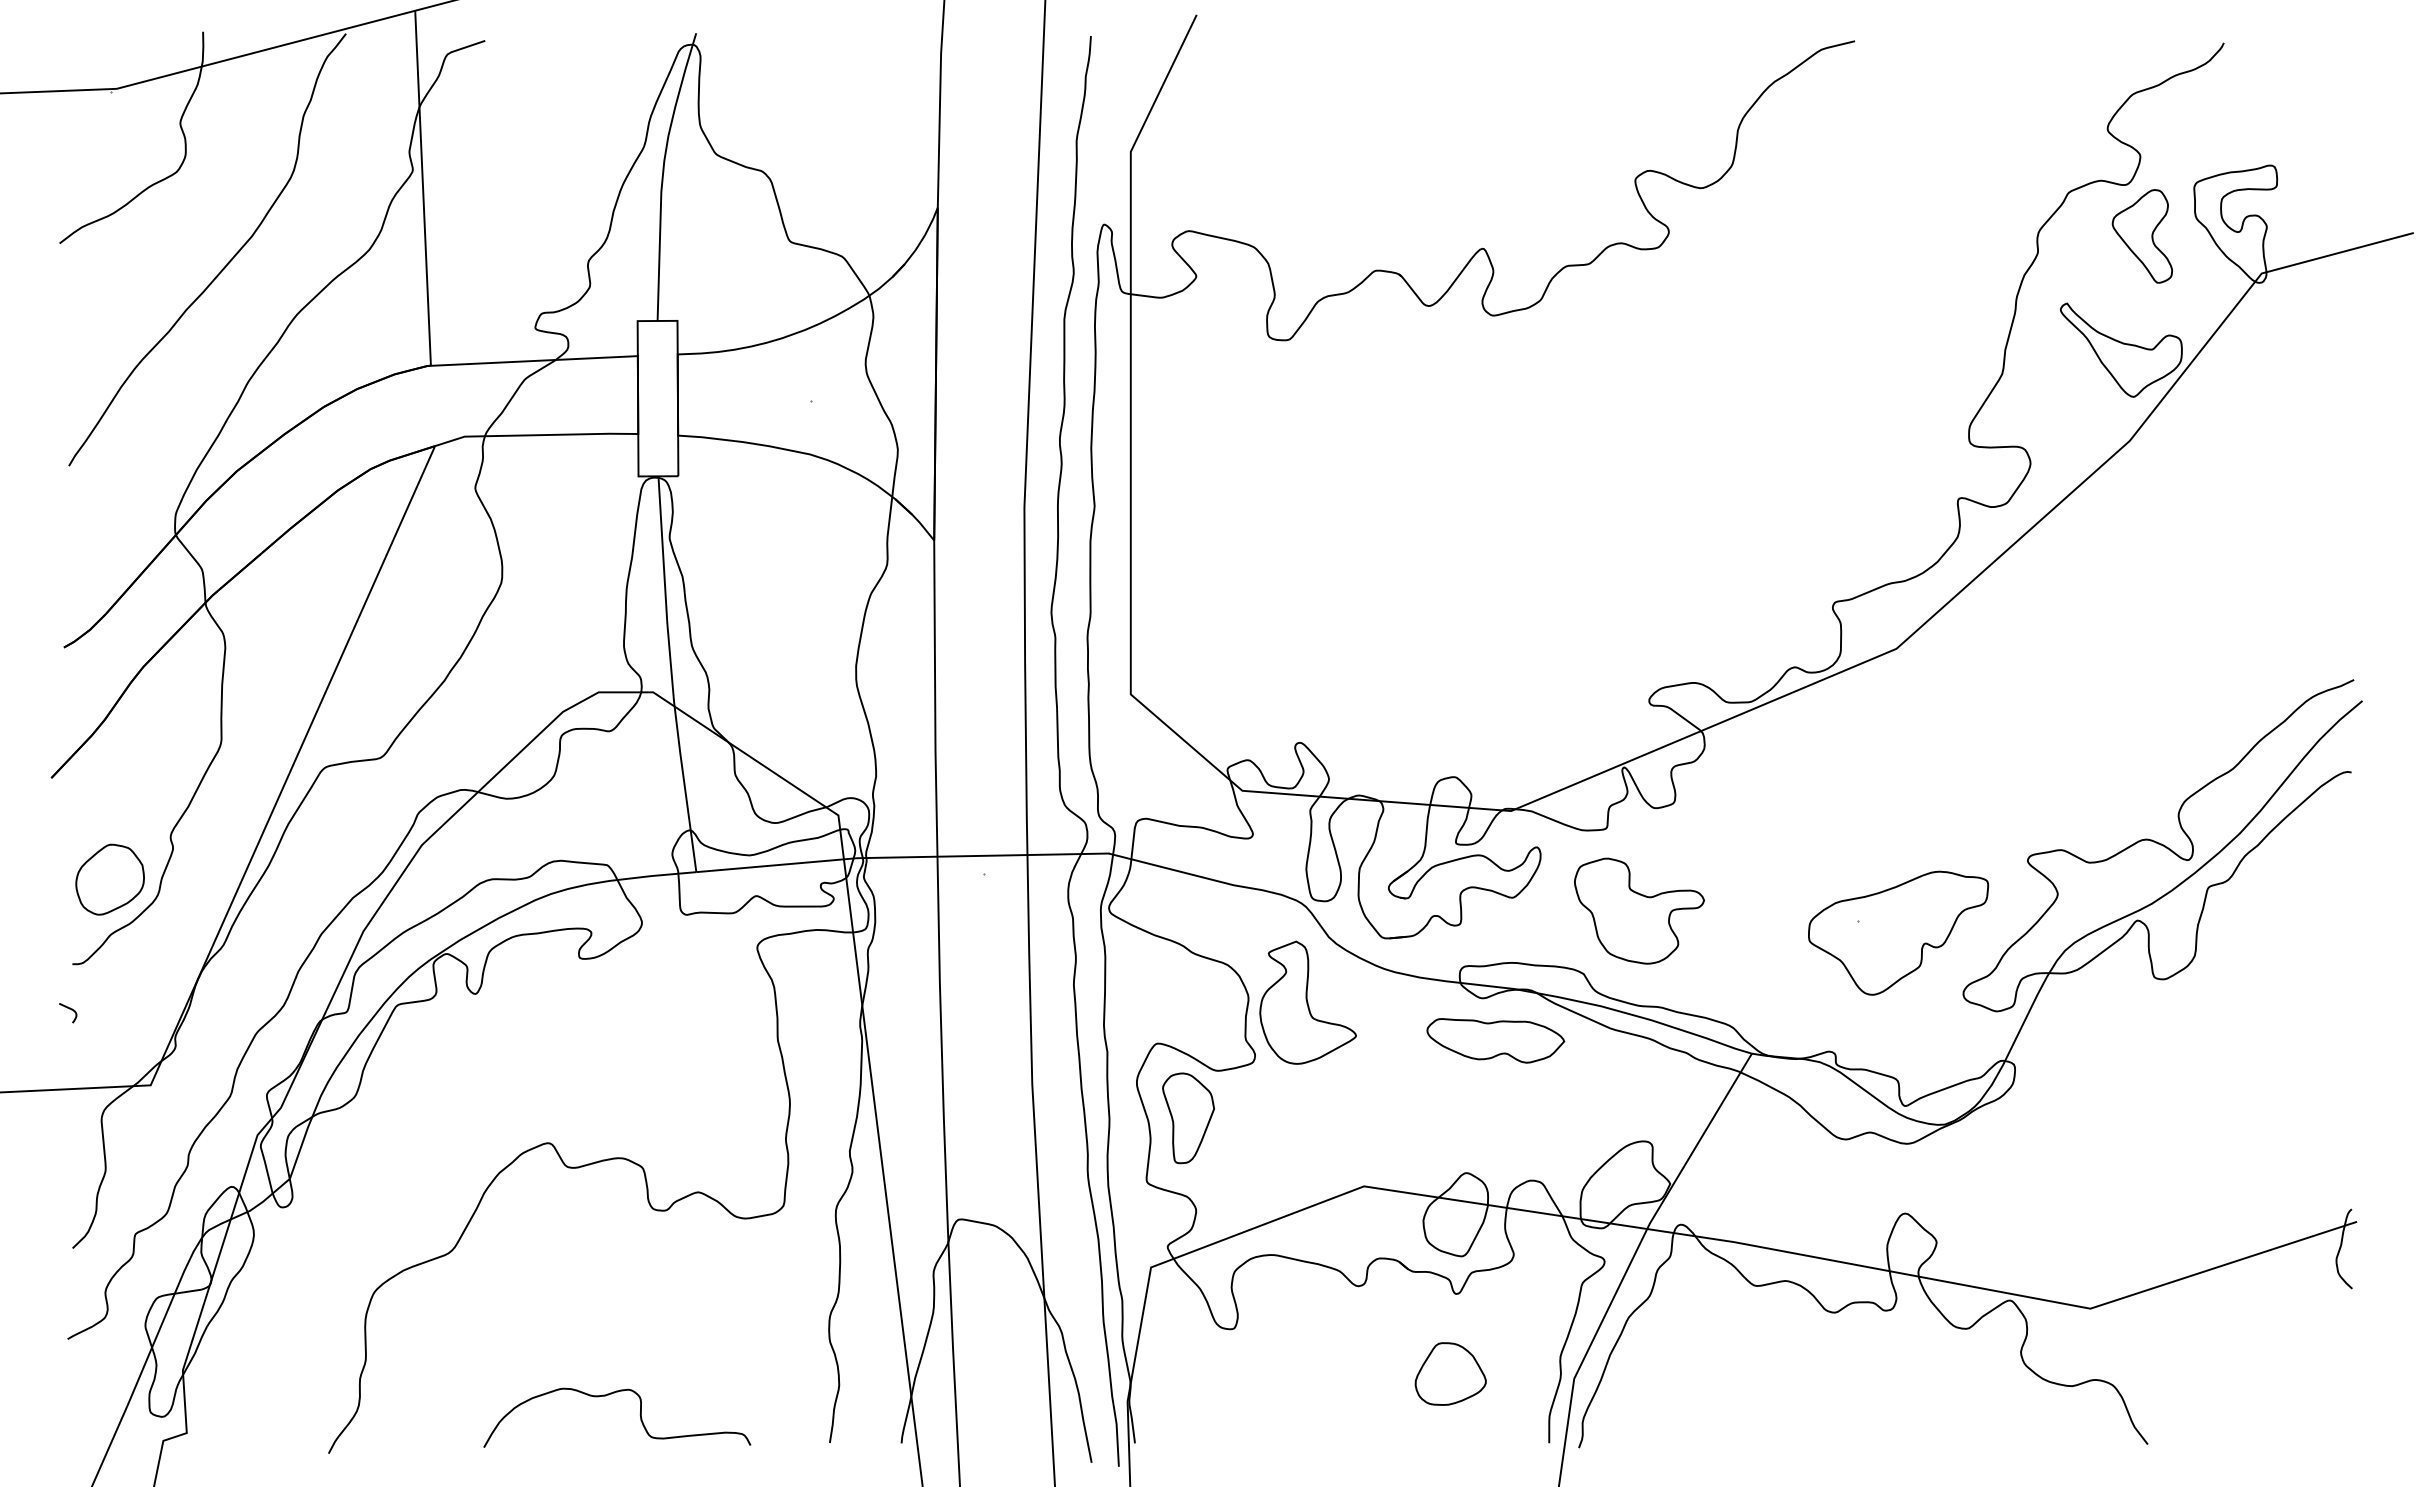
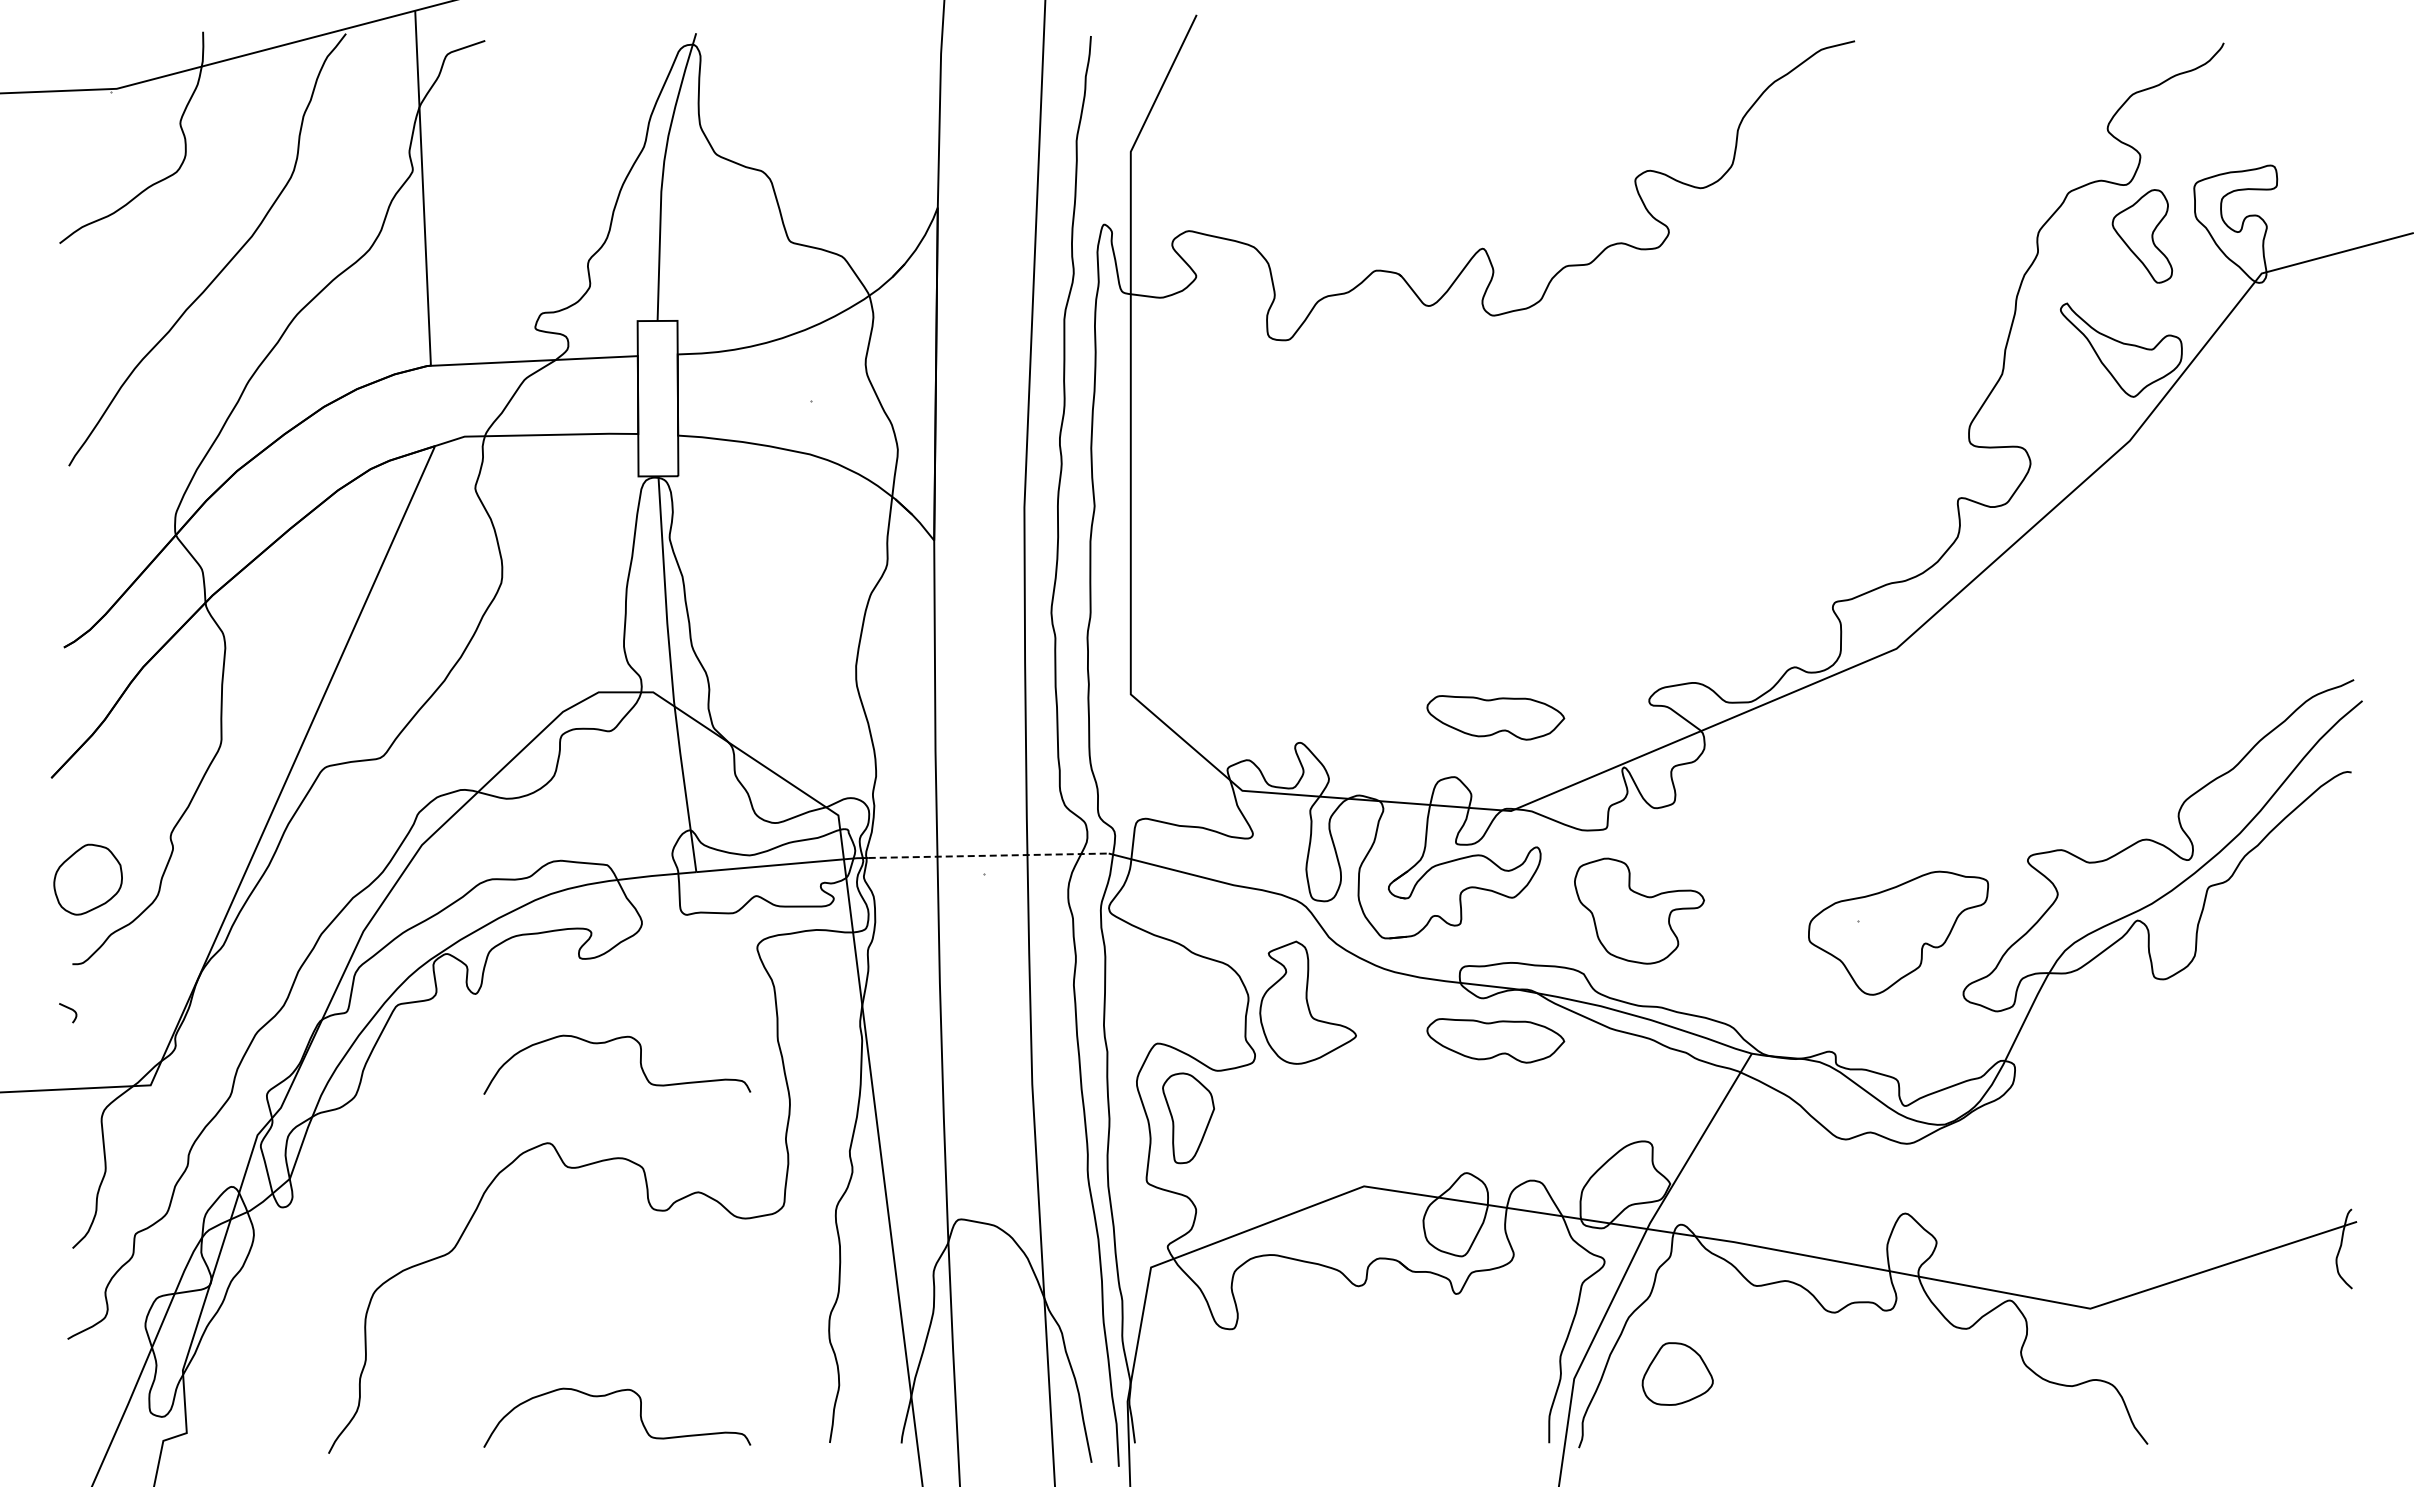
part: none -> present (1495, 717)
line: solid -> dashed (989, 855)
part position: (109, 879) -> (87, 879) (87, 879)
curve: none -> present (639, 1062)
part position: (1450, 1373) -> (1677, 1373) (1677, 1373)
